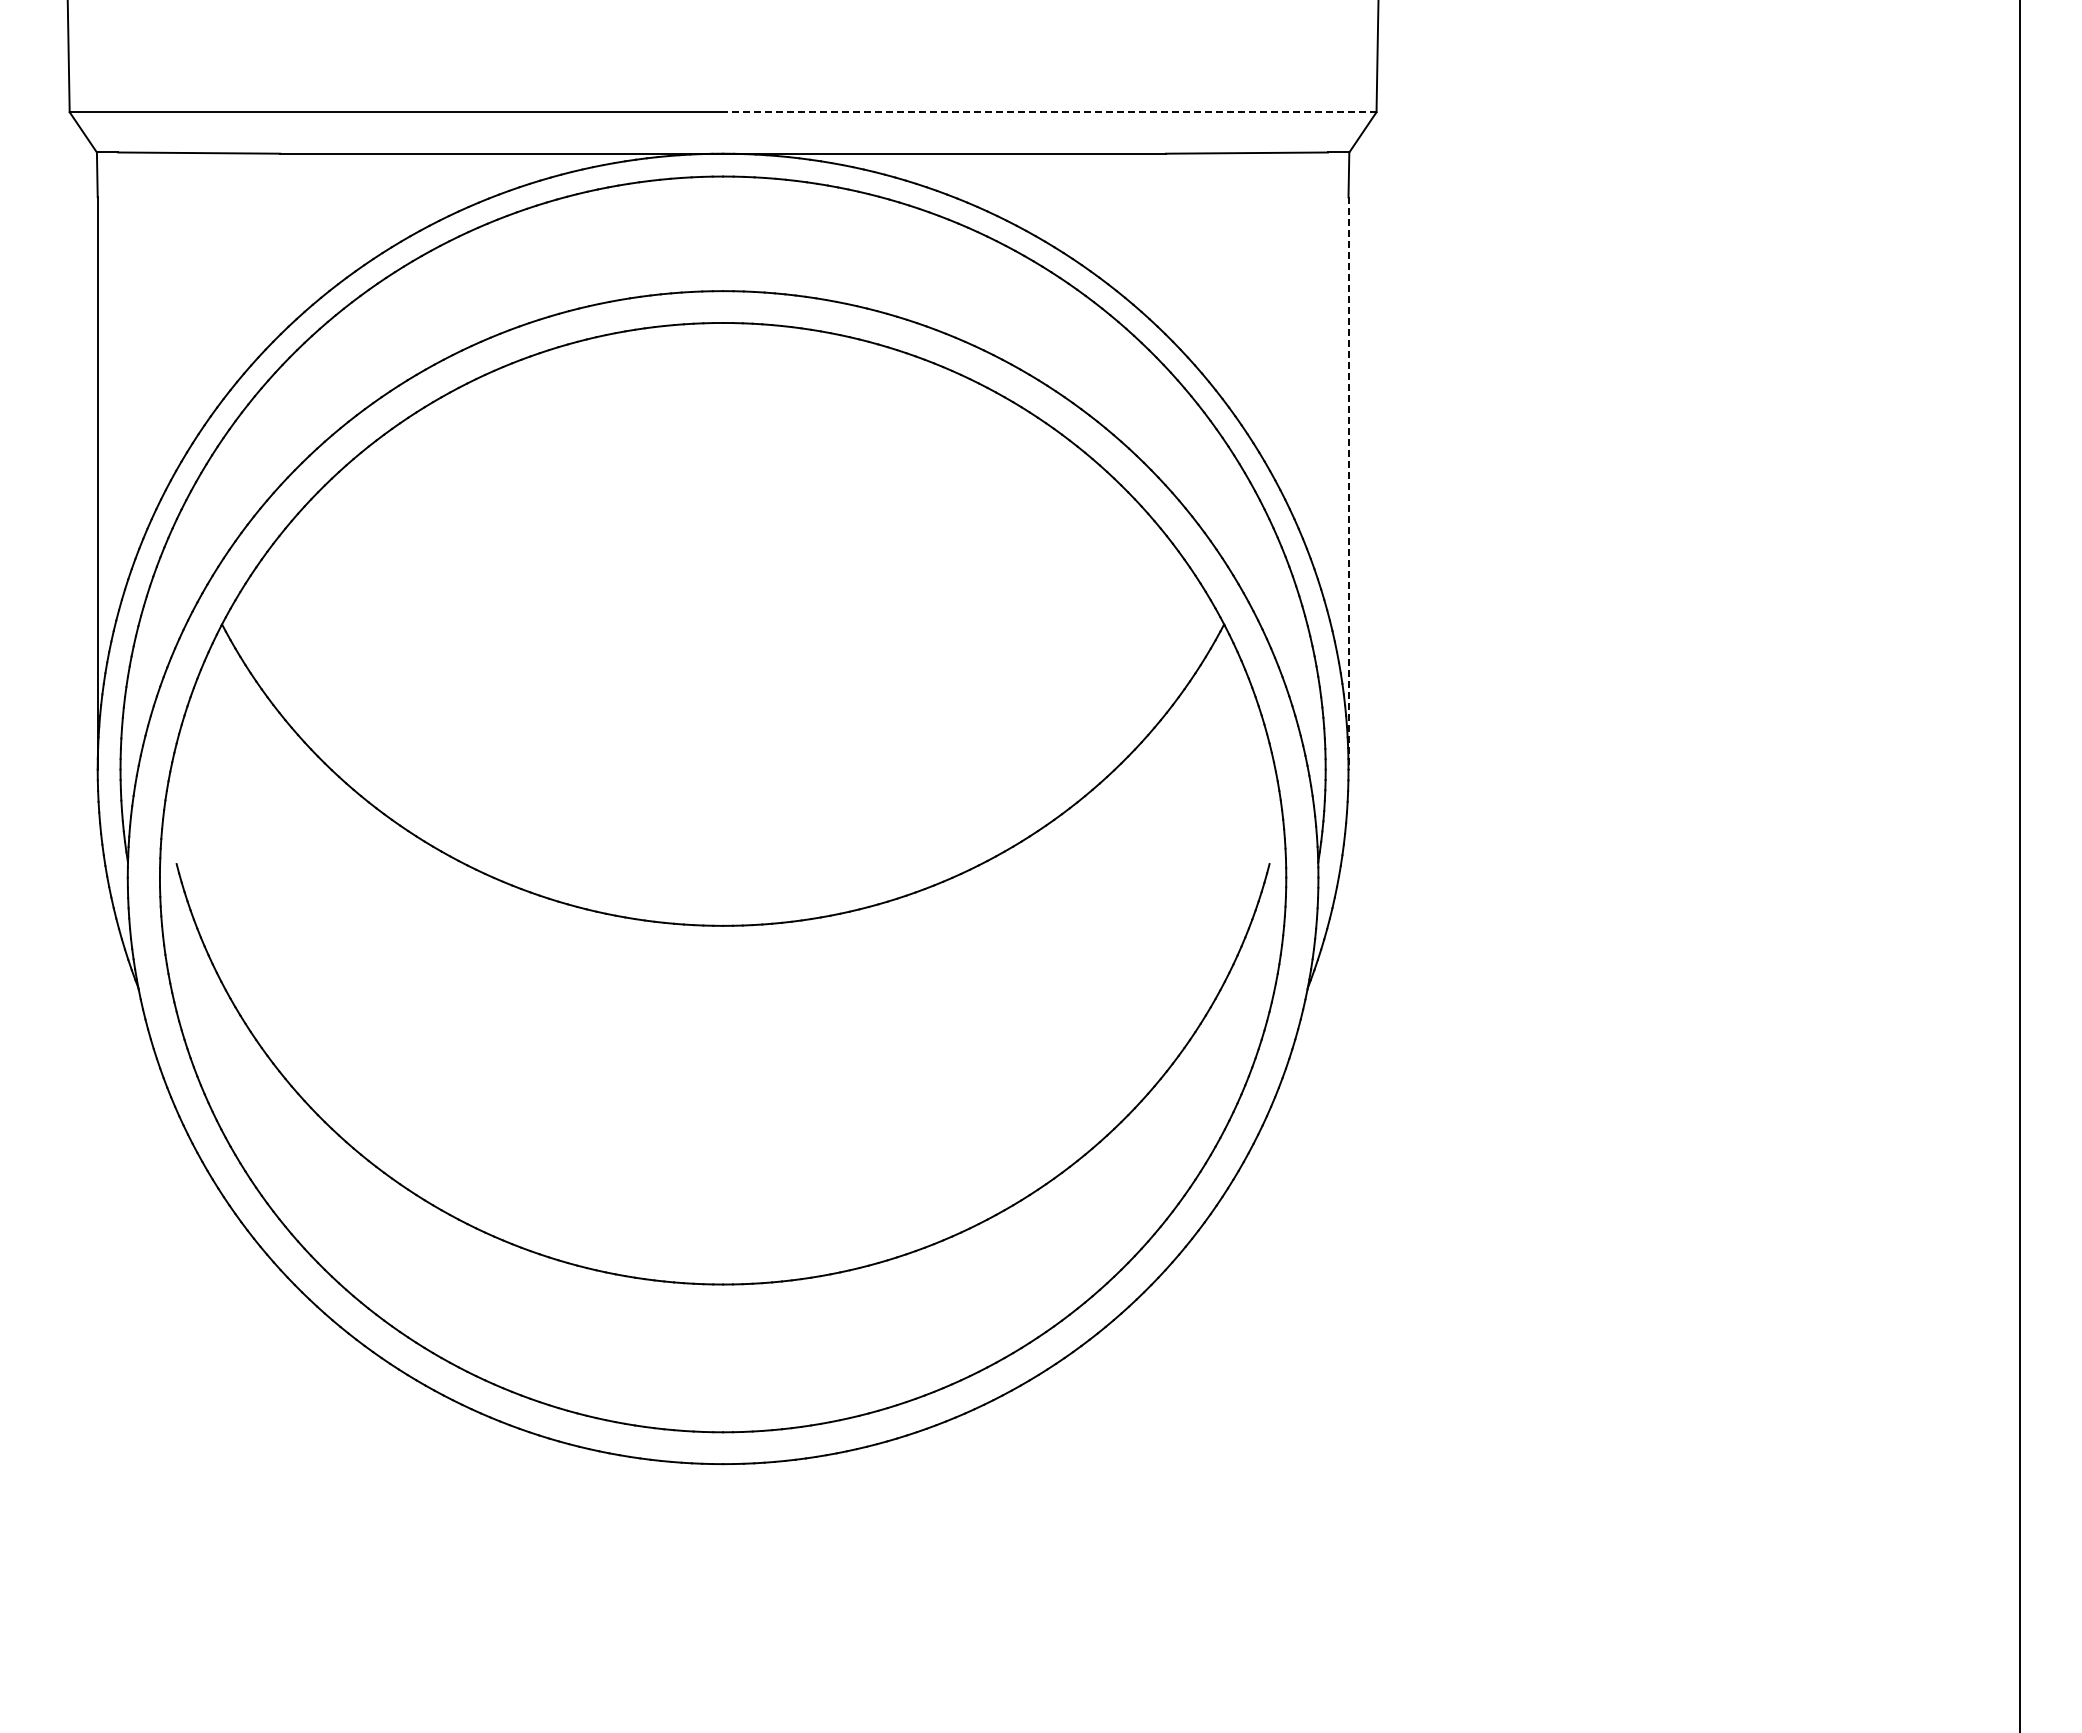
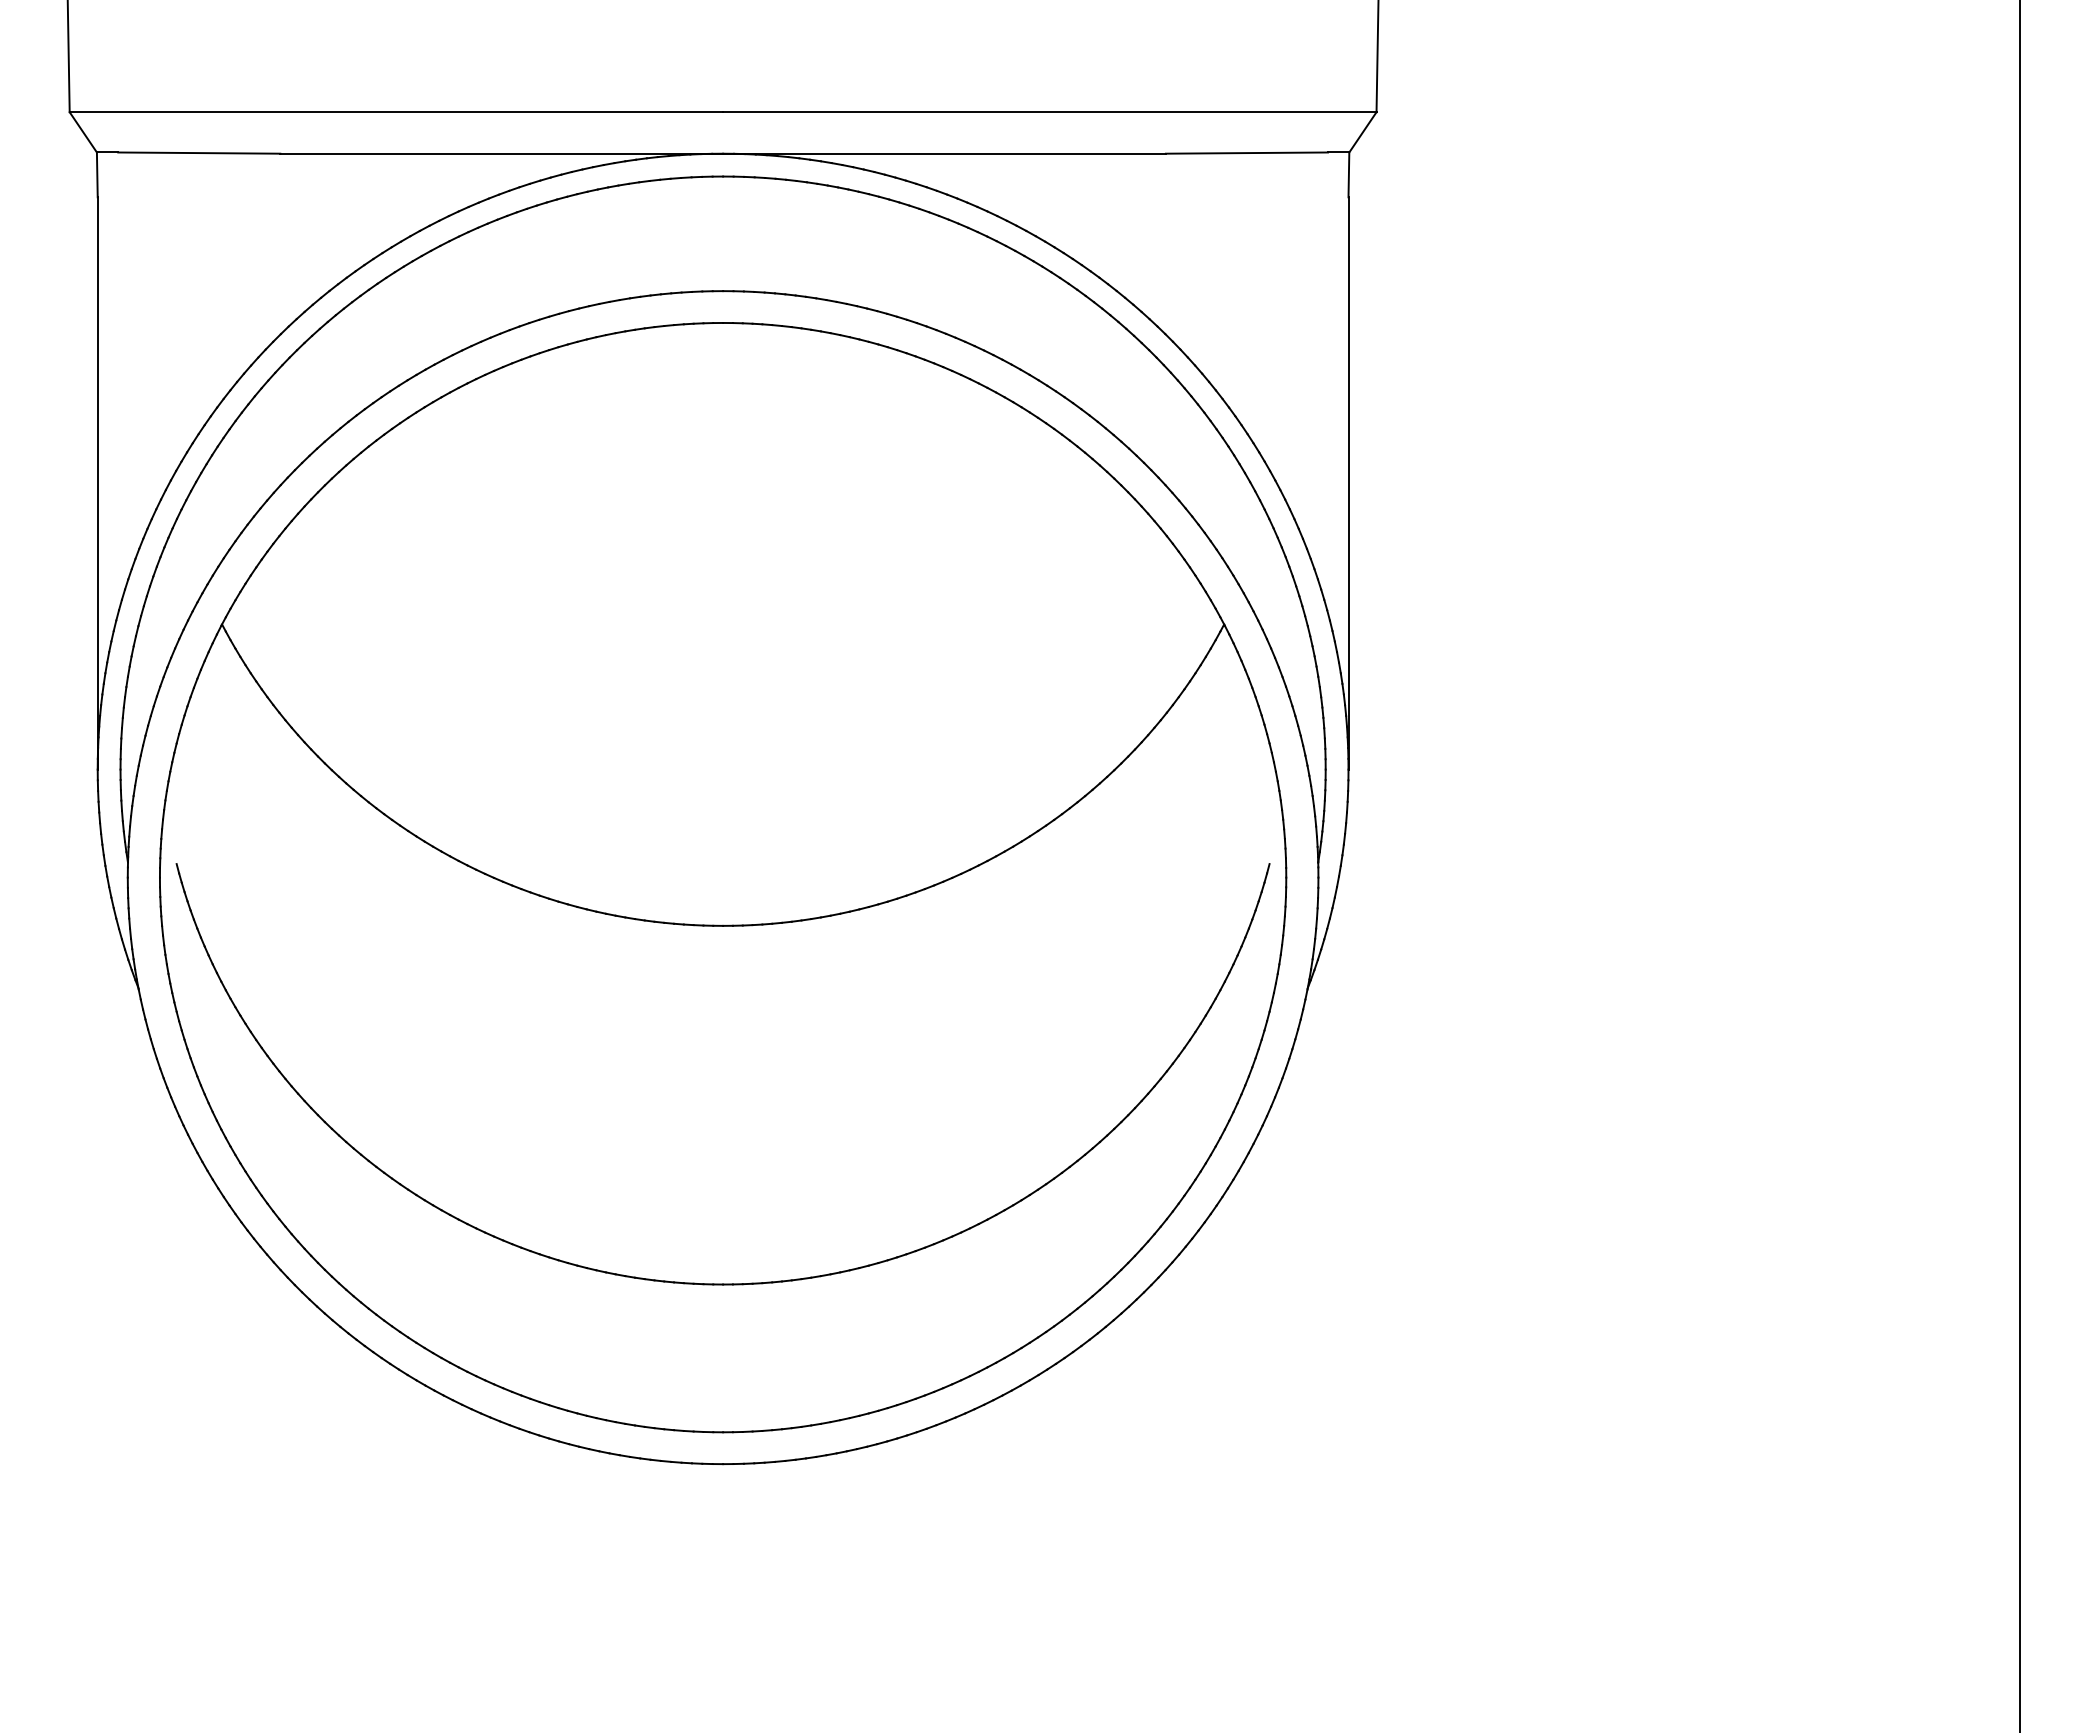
line: dashed -> solid (1049, 112)
line: dashed -> solid (1348, 483)
